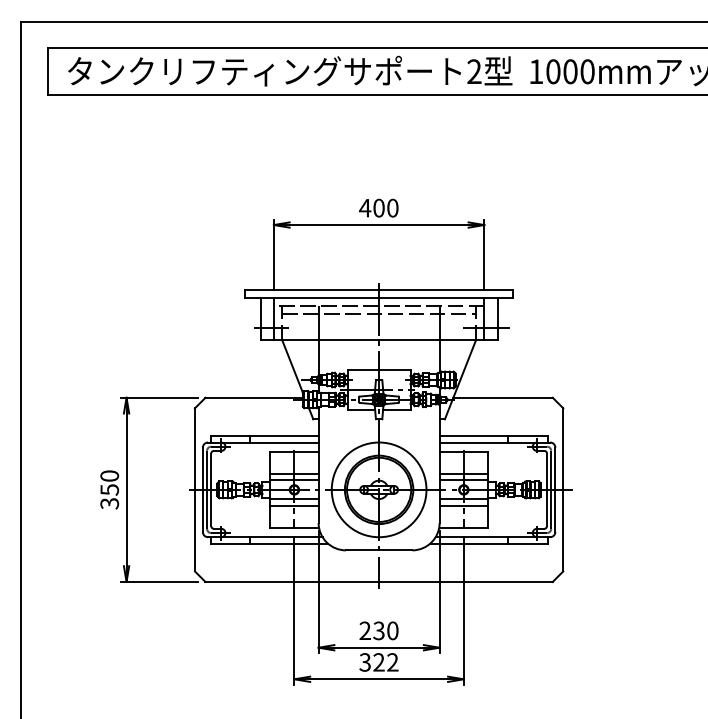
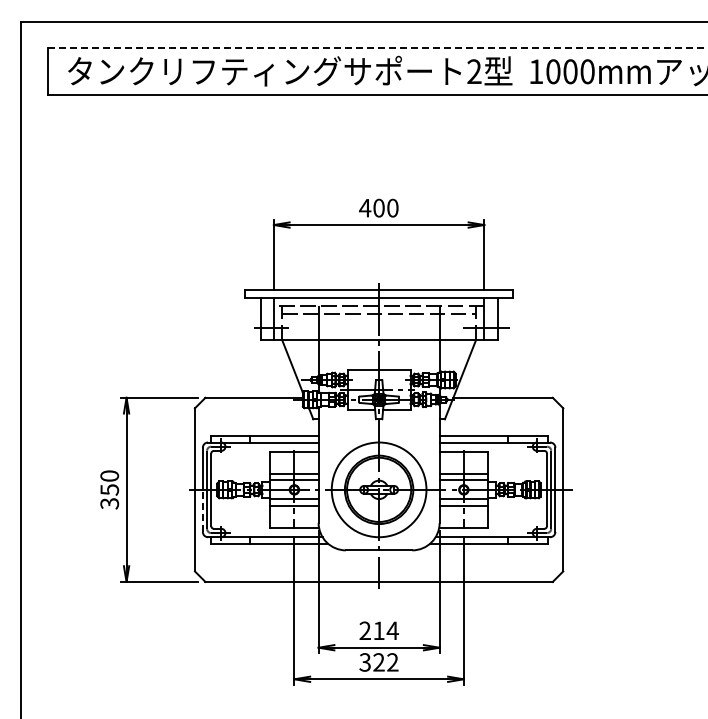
line: solid -> dashed (378, 47)
line: solid -> dashed (202, 510)
text: 230 -> 214 (385, 630)
